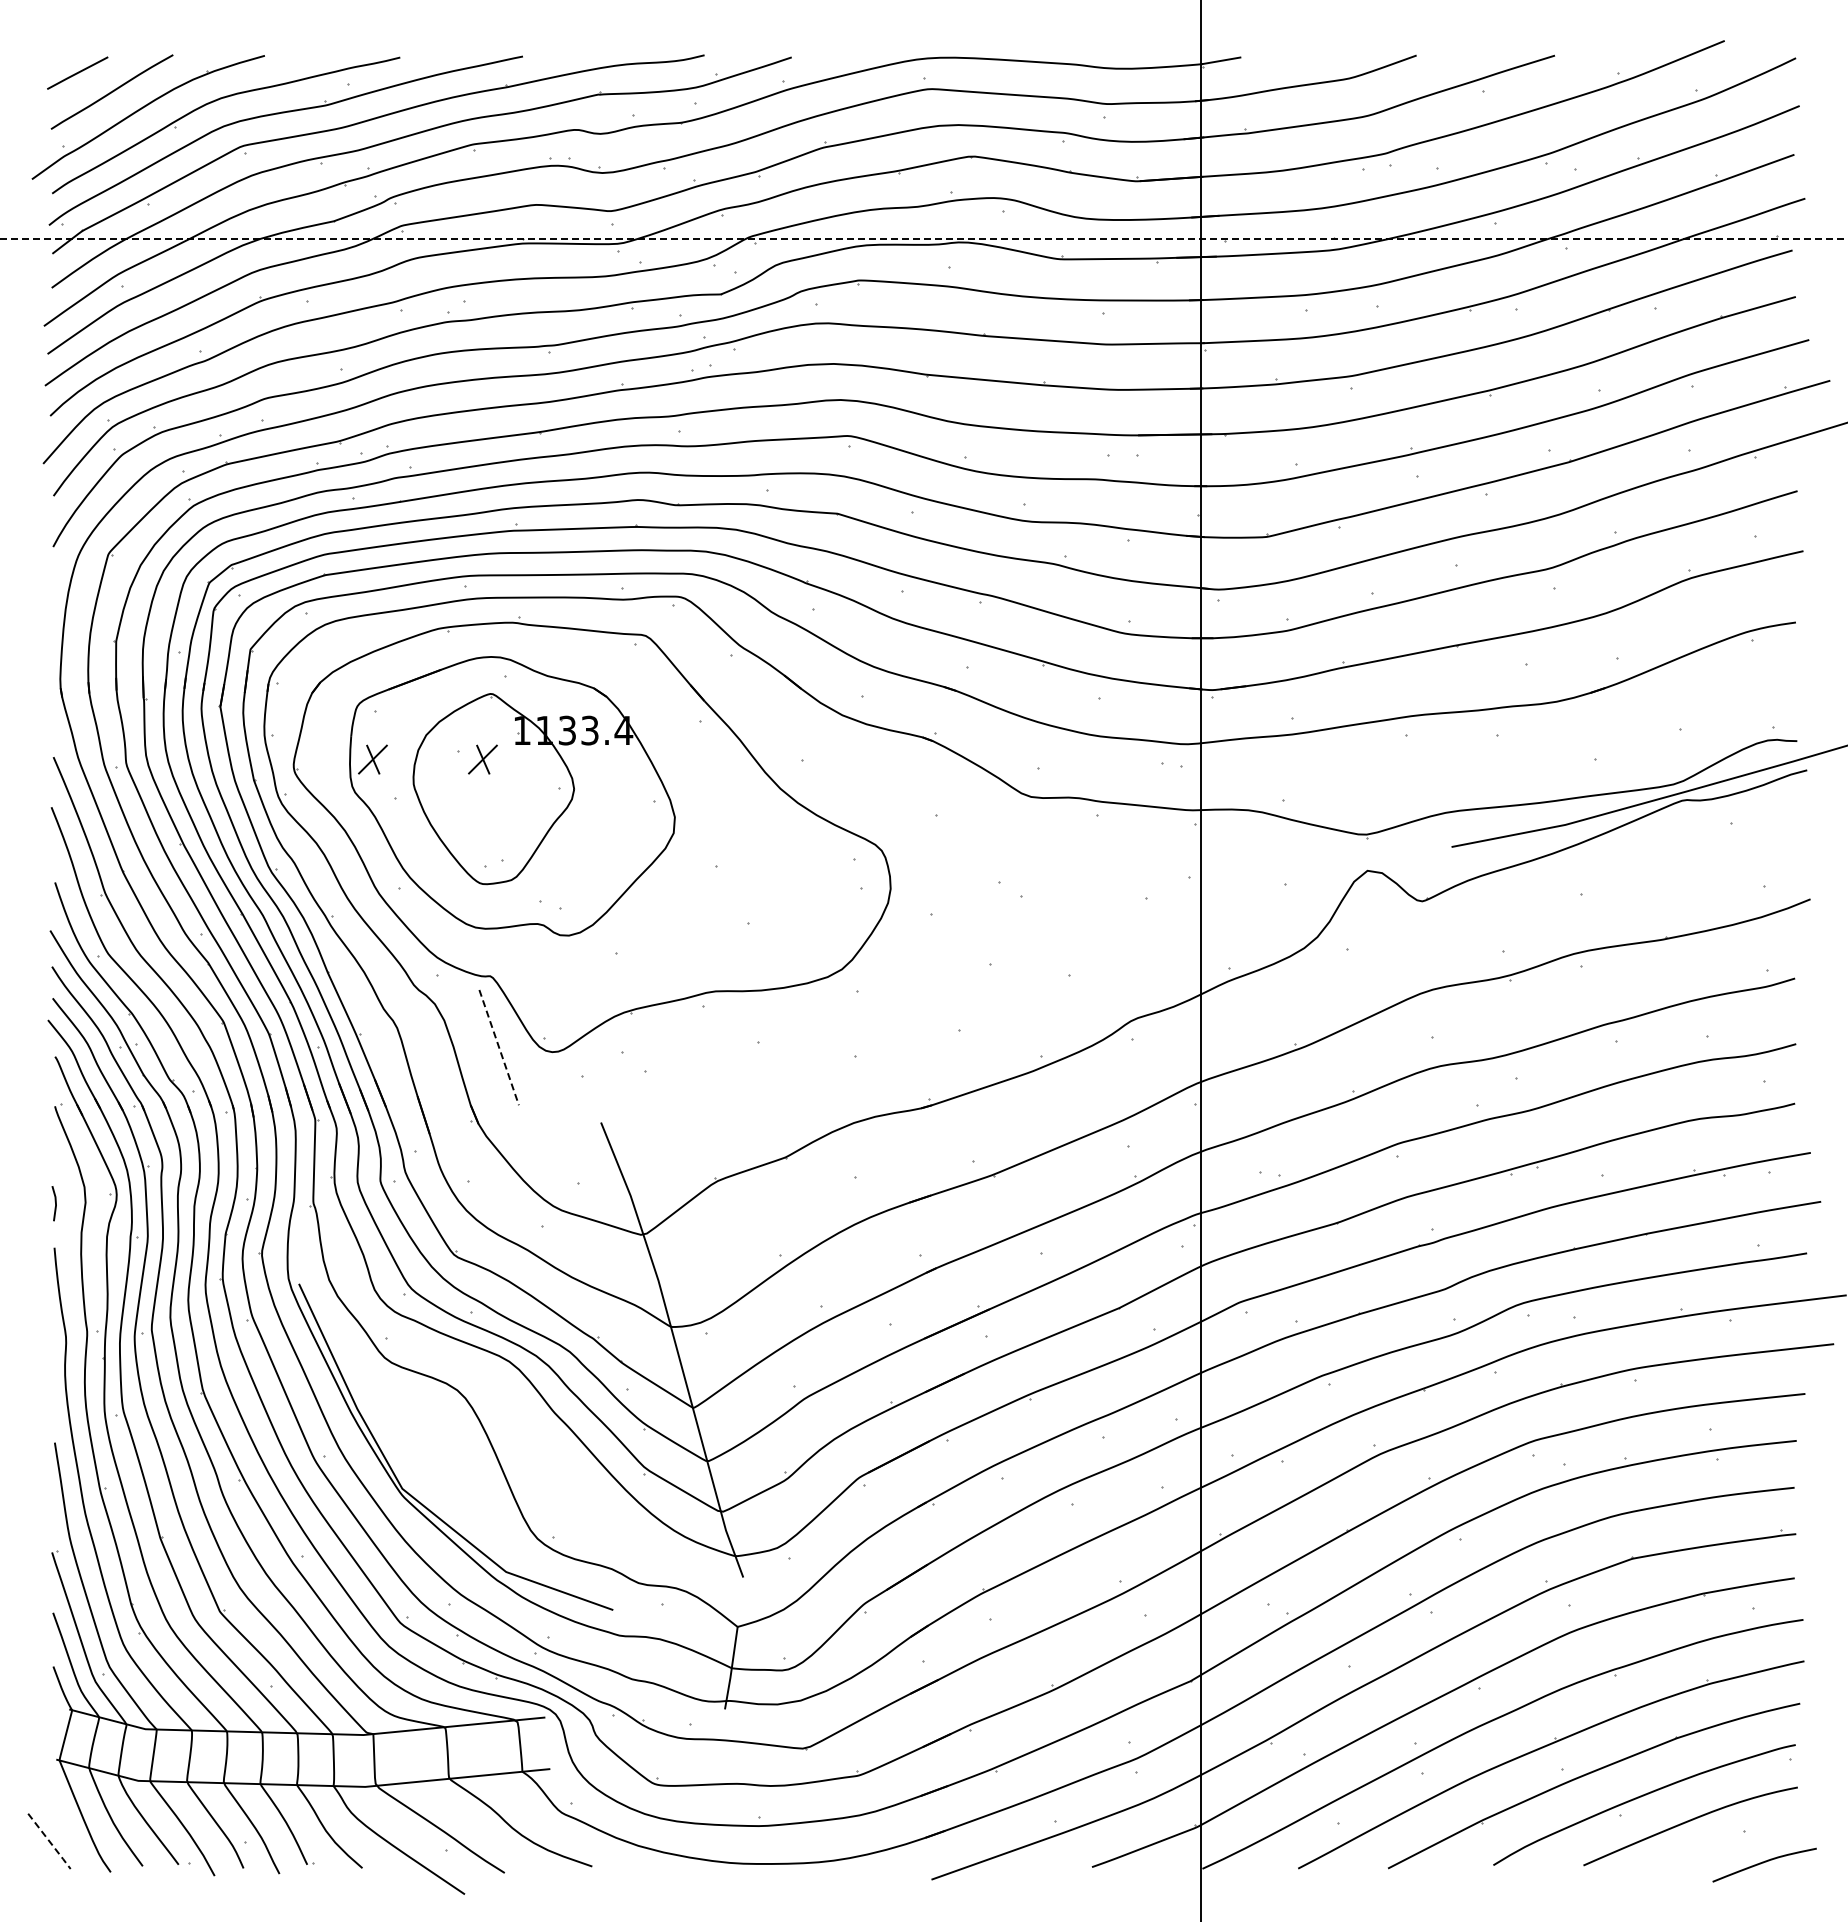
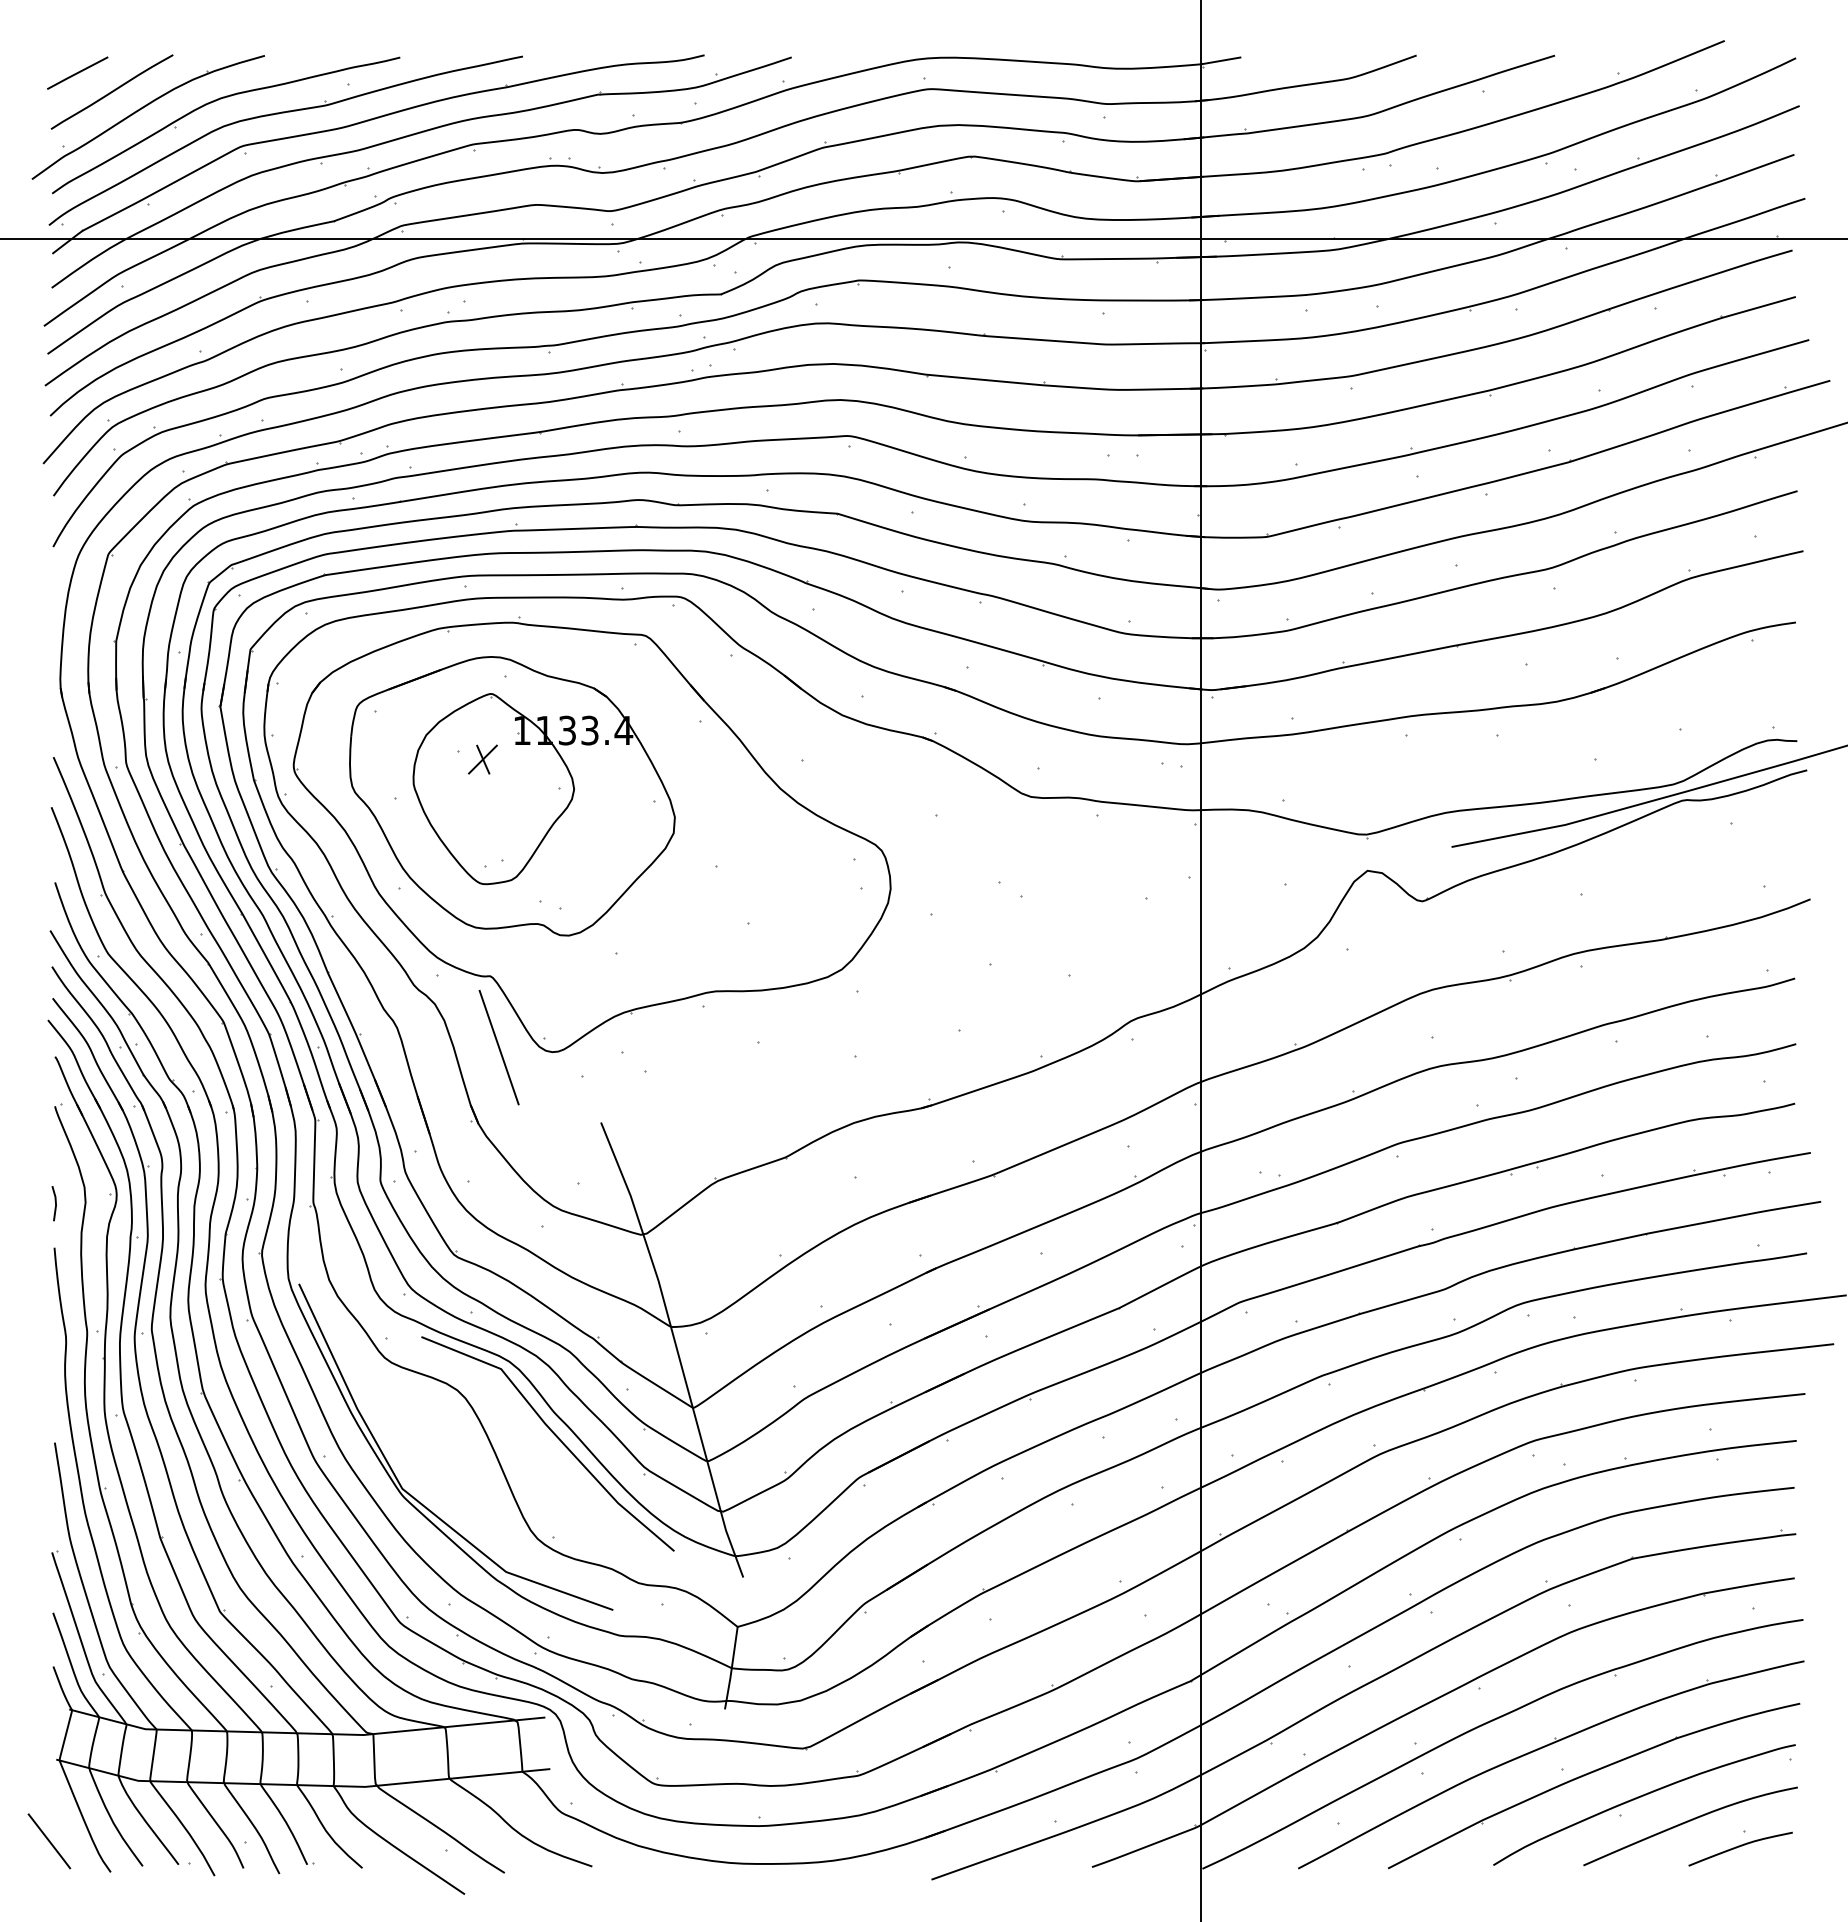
line: dashed -> solid (924, 238)
part: present -> none (372, 759)
line: dashed -> solid (499, 1047)
line: none -> present (554, 1435)
line: dashed -> solid (49, 1841)
curve position: (1763, 1863) -> (1739, 1847) (1739, 1847)
